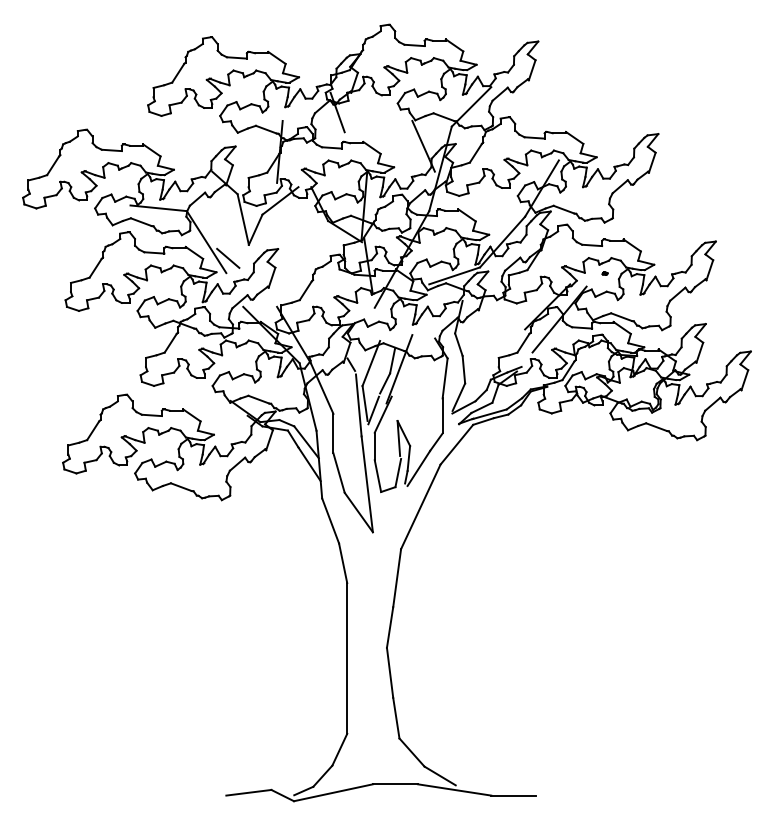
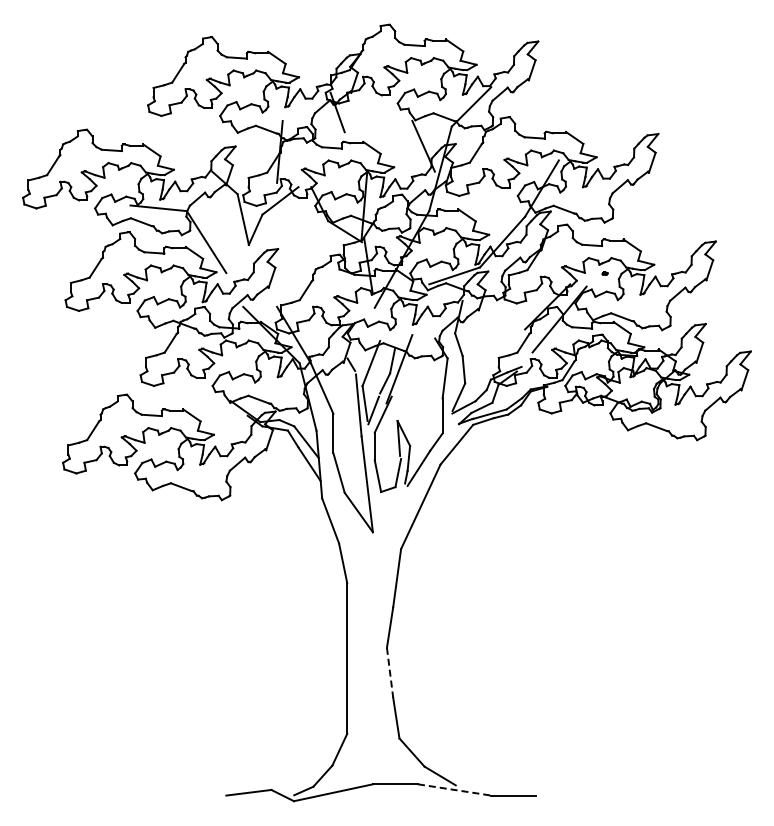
line: present -> none (228, 257)
line: solid -> dashed (390, 673)
line: solid -> dashed (455, 790)
